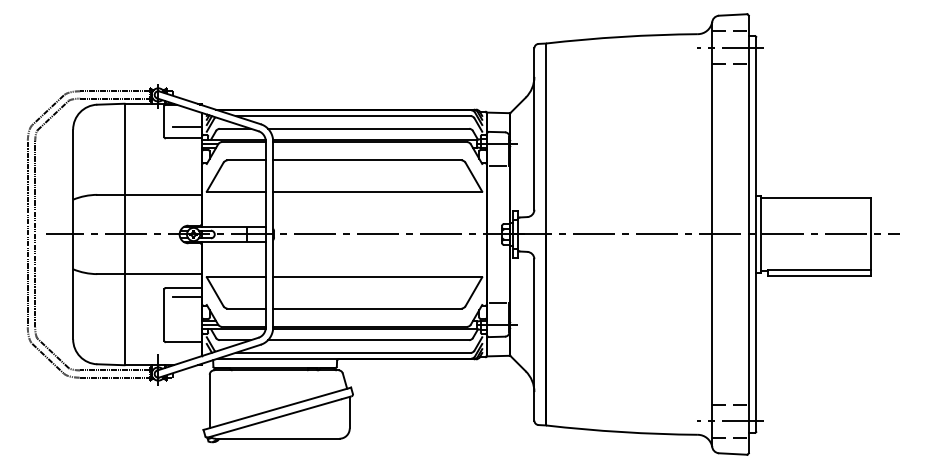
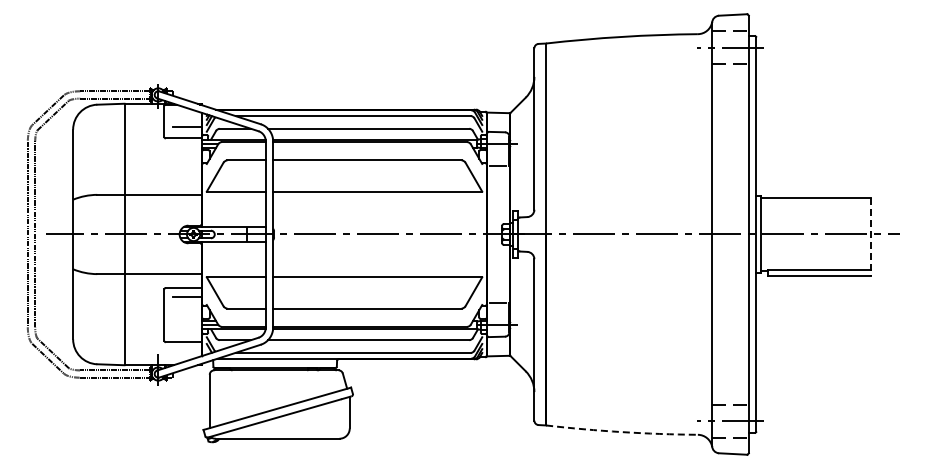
line: solid -> dashed (870, 237)
arc: solid -> dashed (621, 432)
